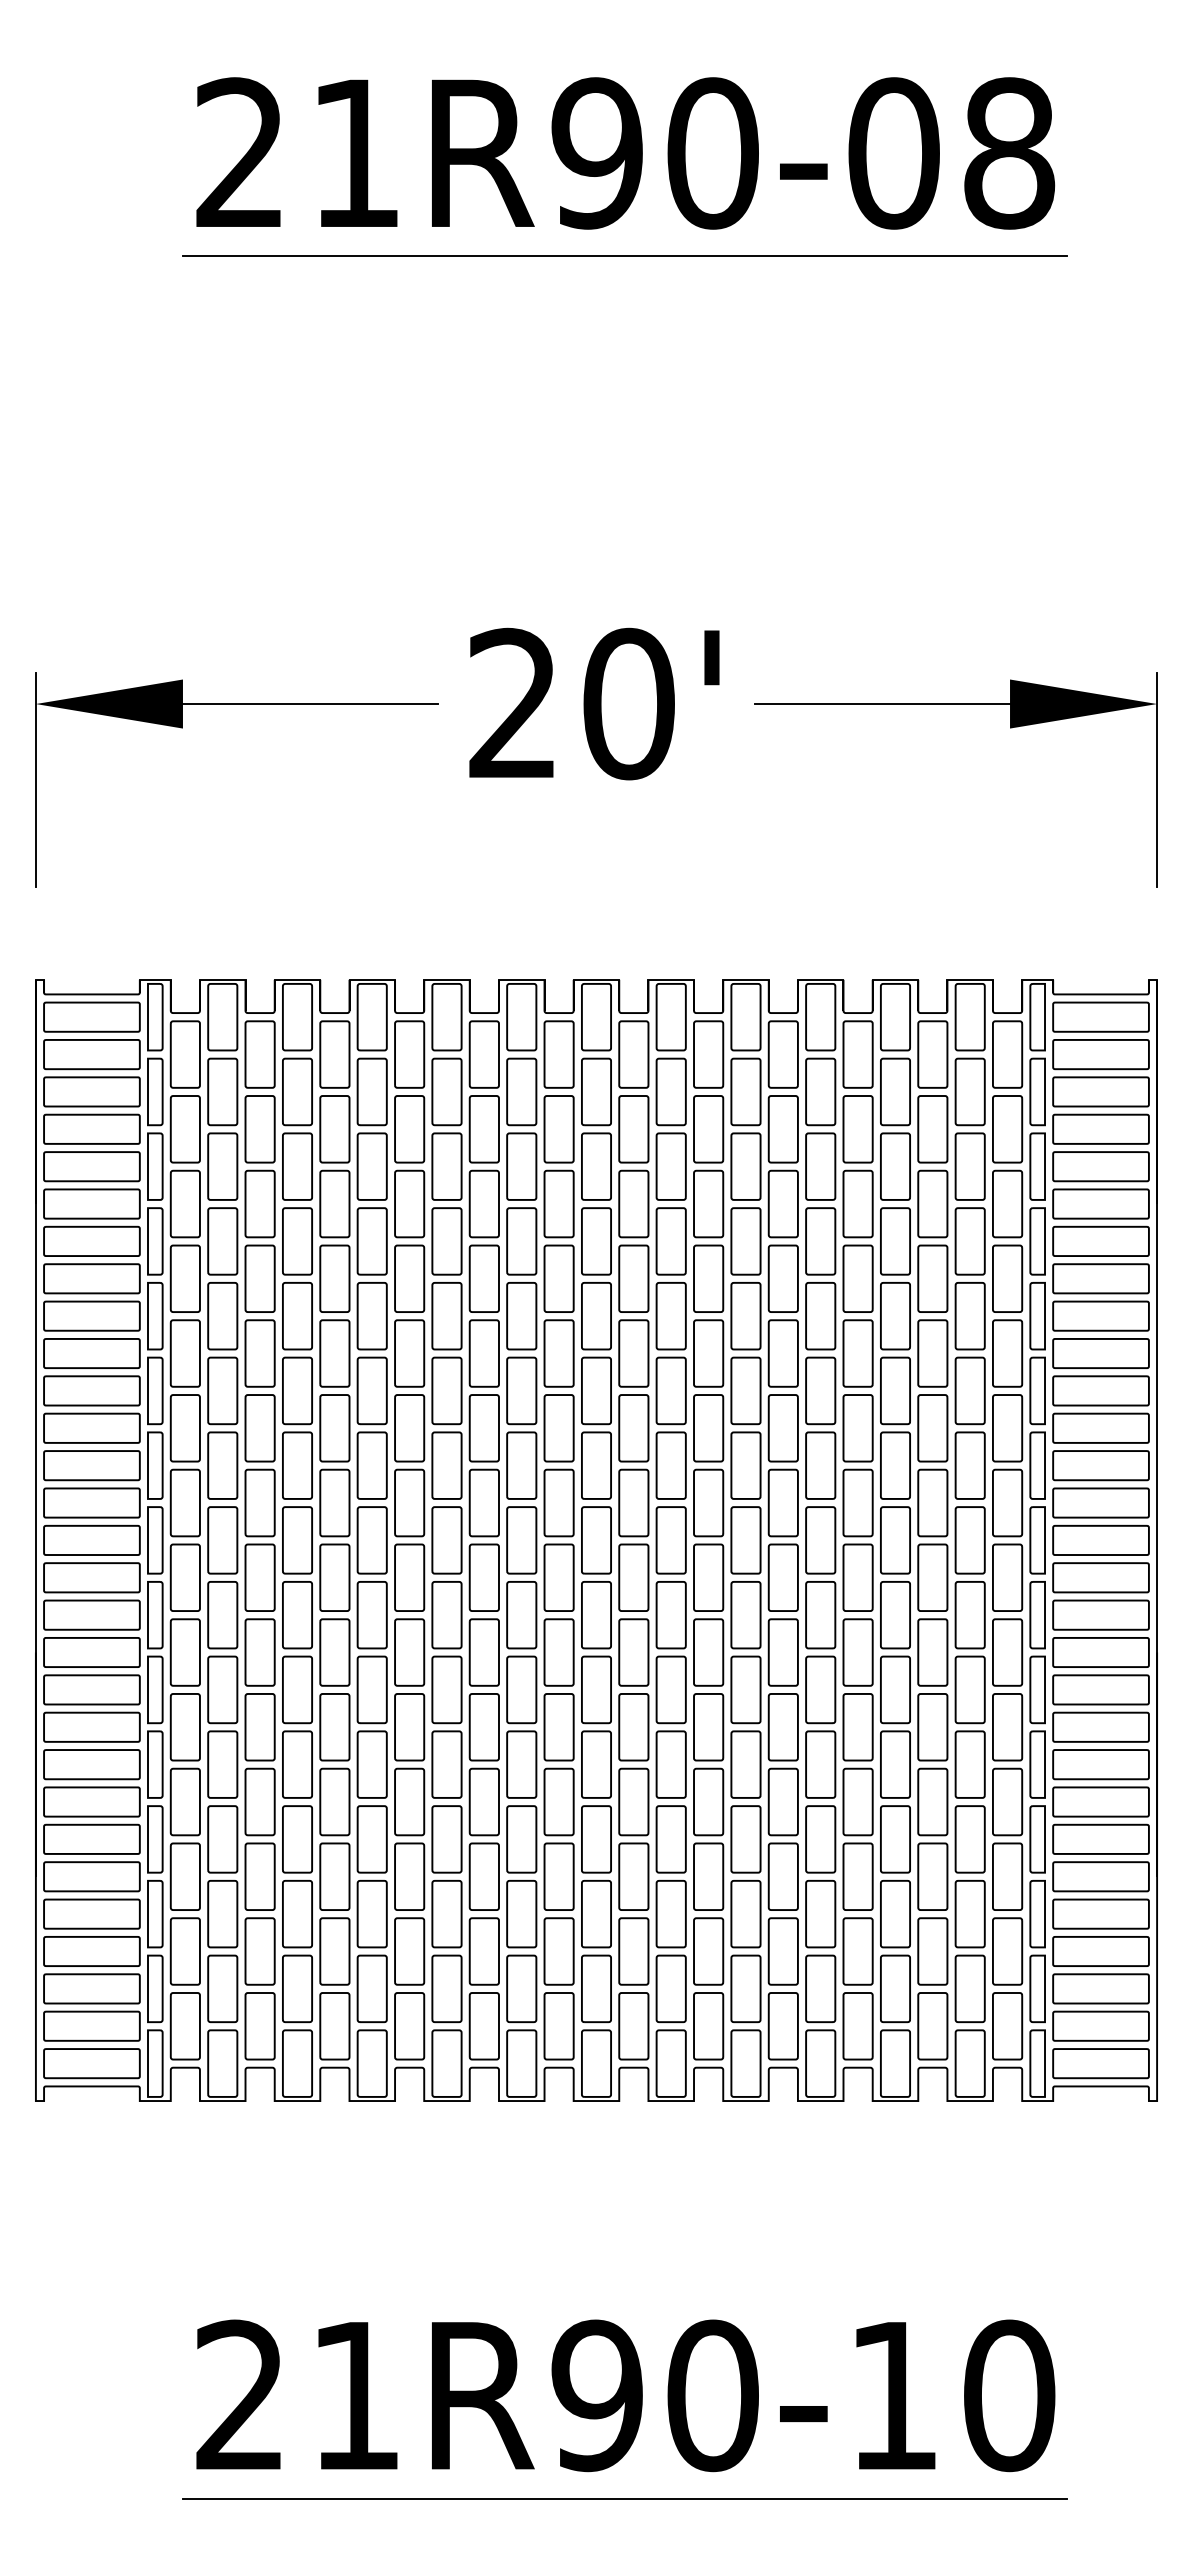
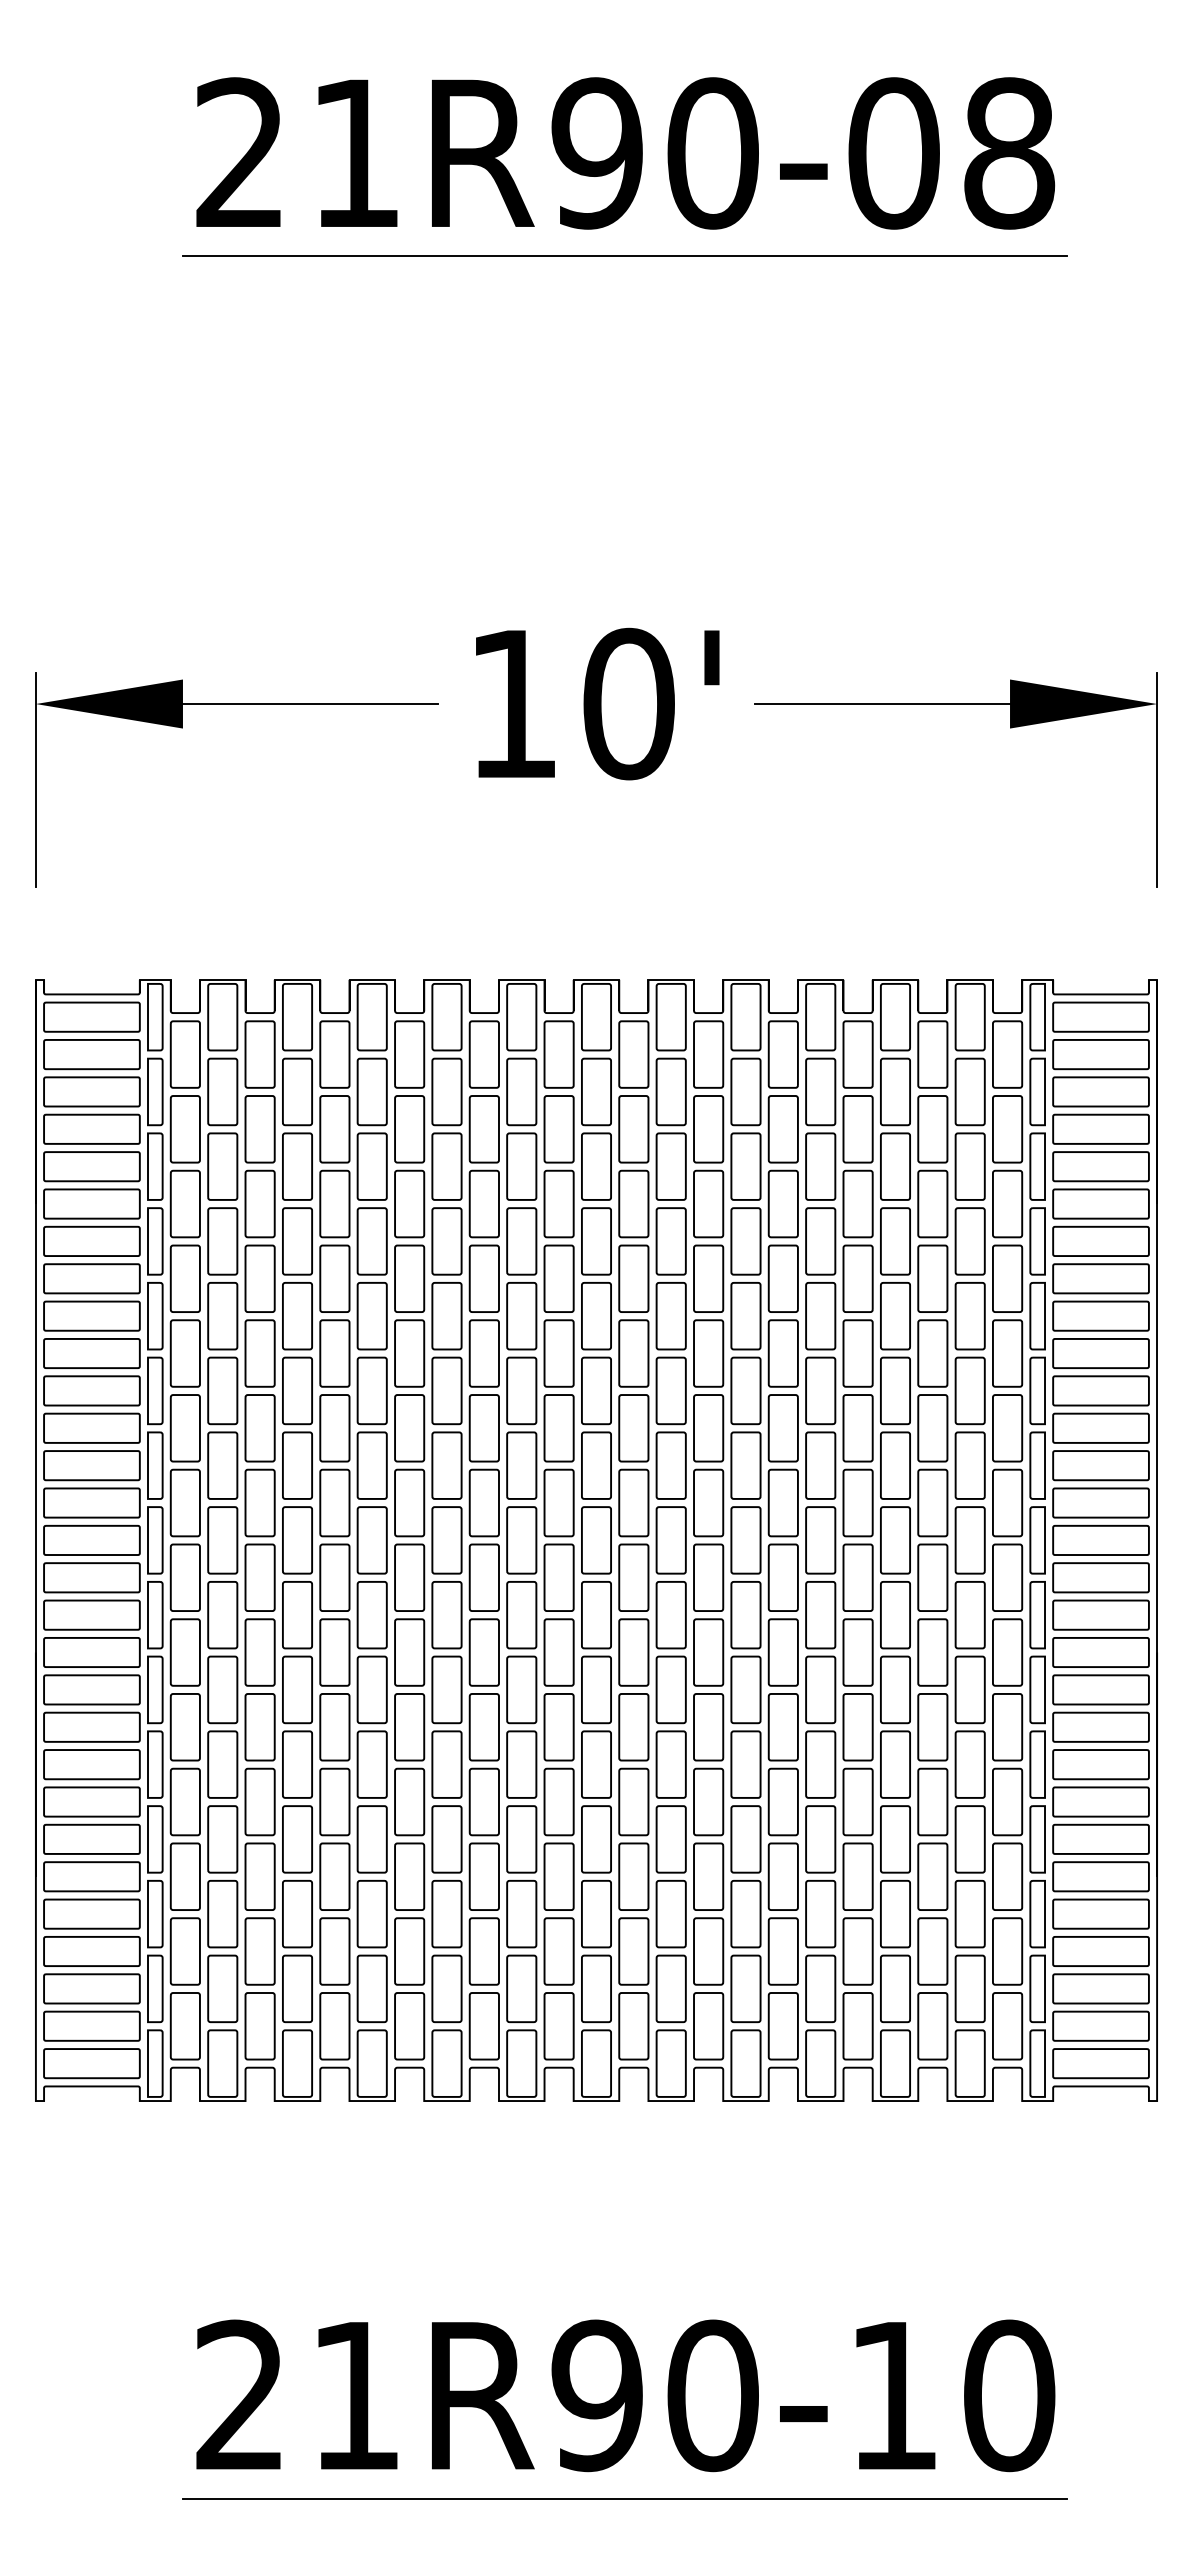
text: 20' -> 10' (511, 702)
